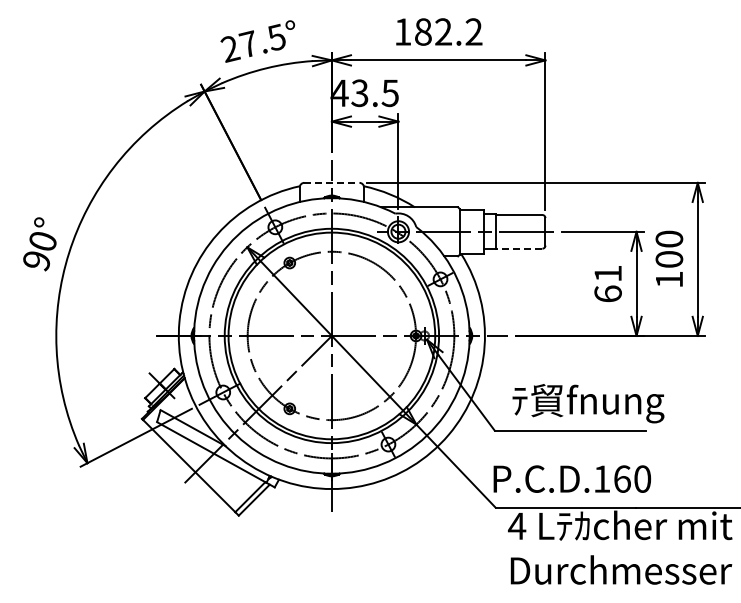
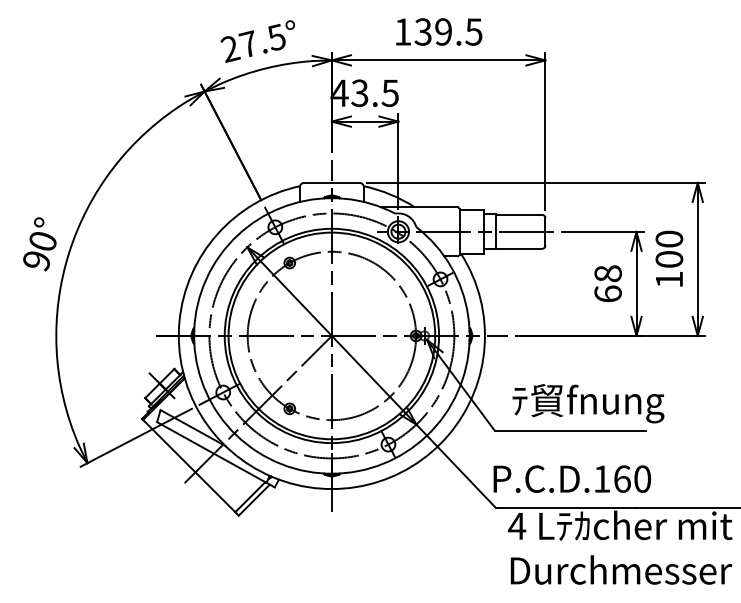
text: 182.2 -> 139.5 (448, 31)
line: dashed -> solid (331, 182)
line: dashed -> solid (519, 248)
text: 61 -> 68 (607, 273)
